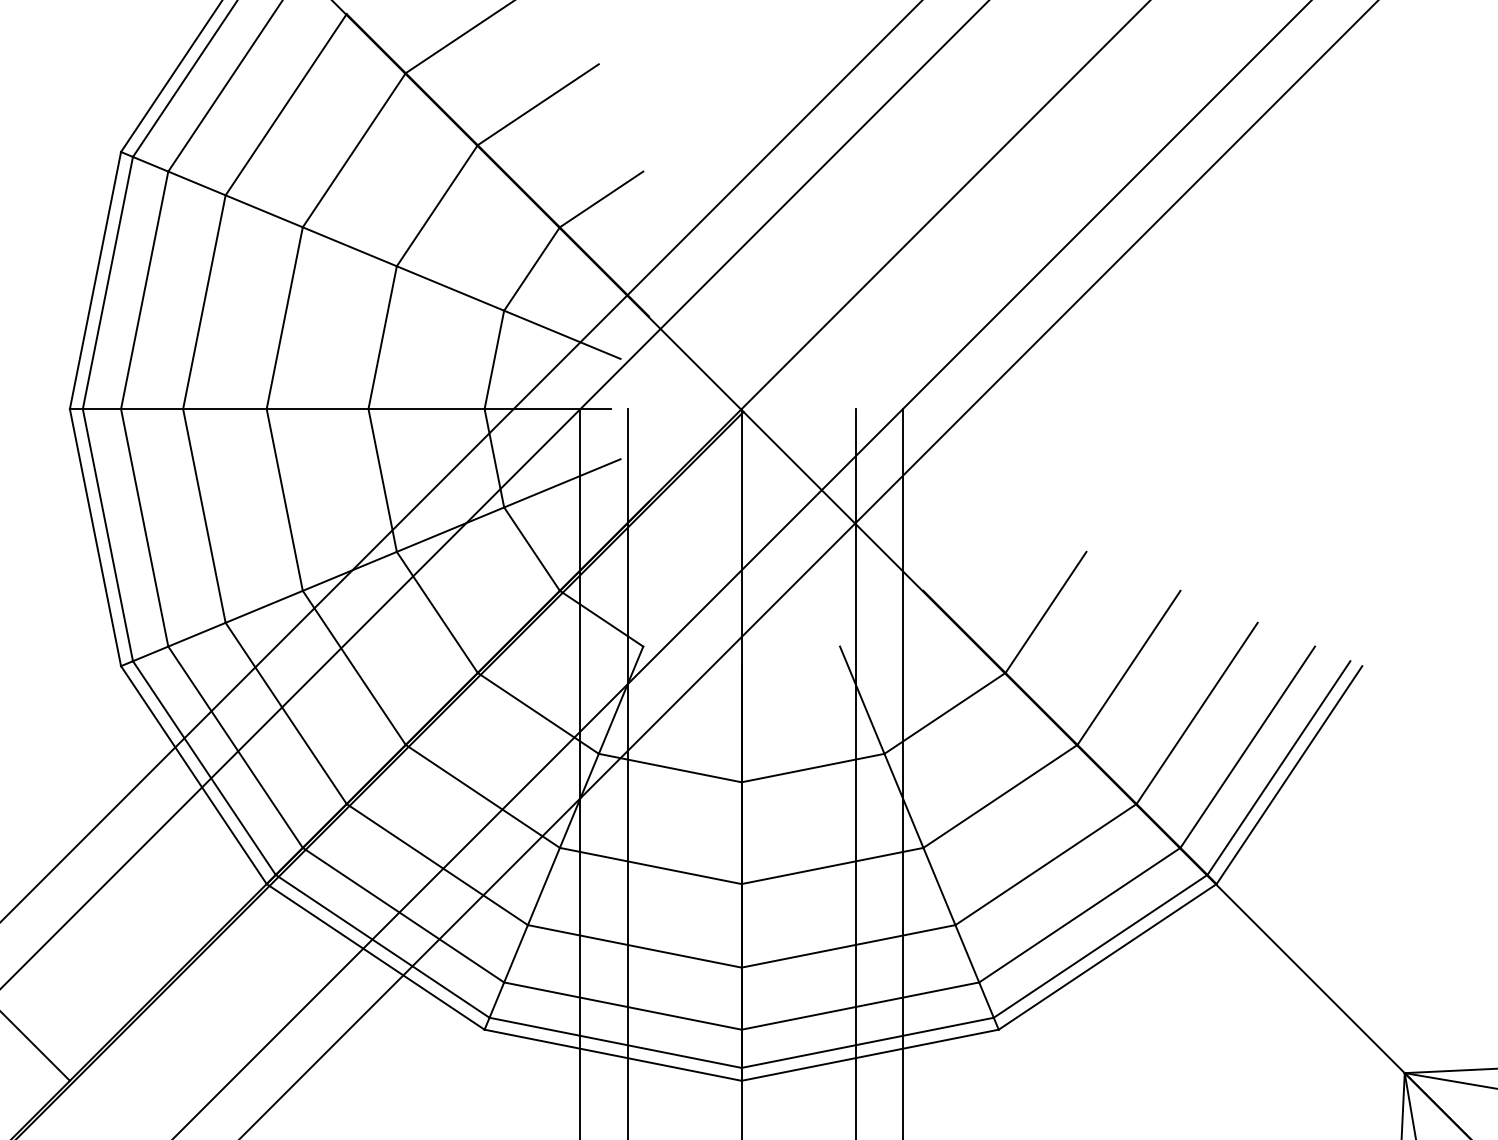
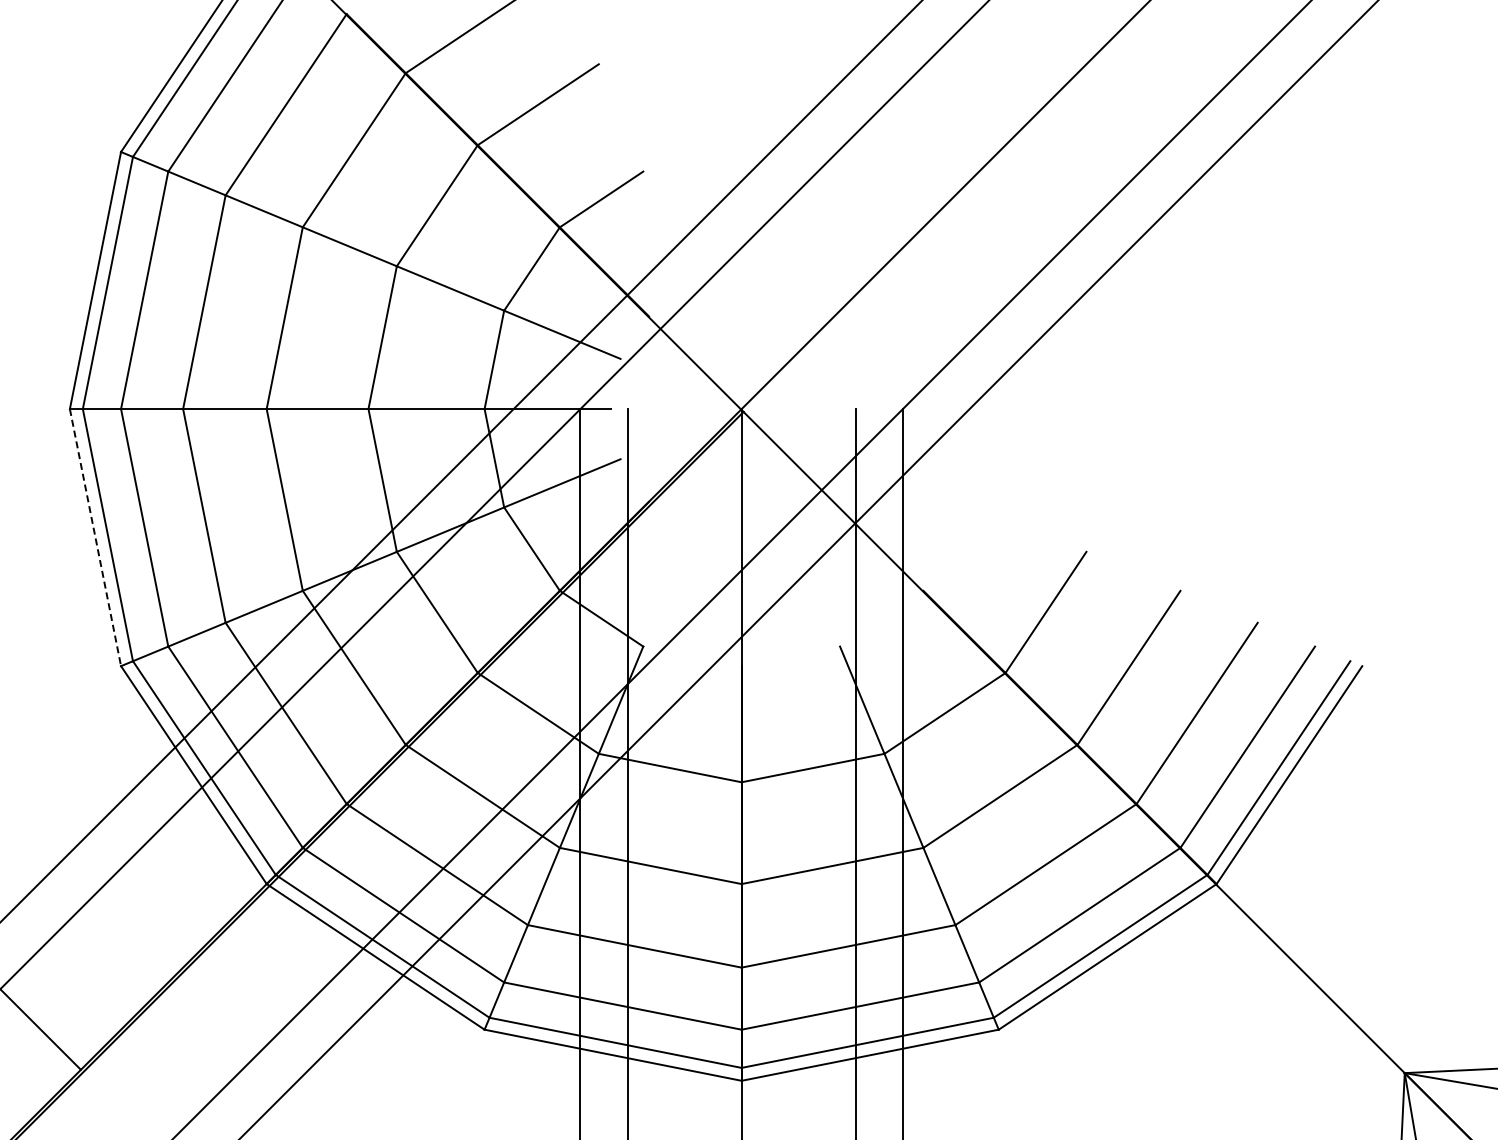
line: solid -> dashed (95, 538)
line position: (35, 1046) -> (41, 1030) (41, 1030)
